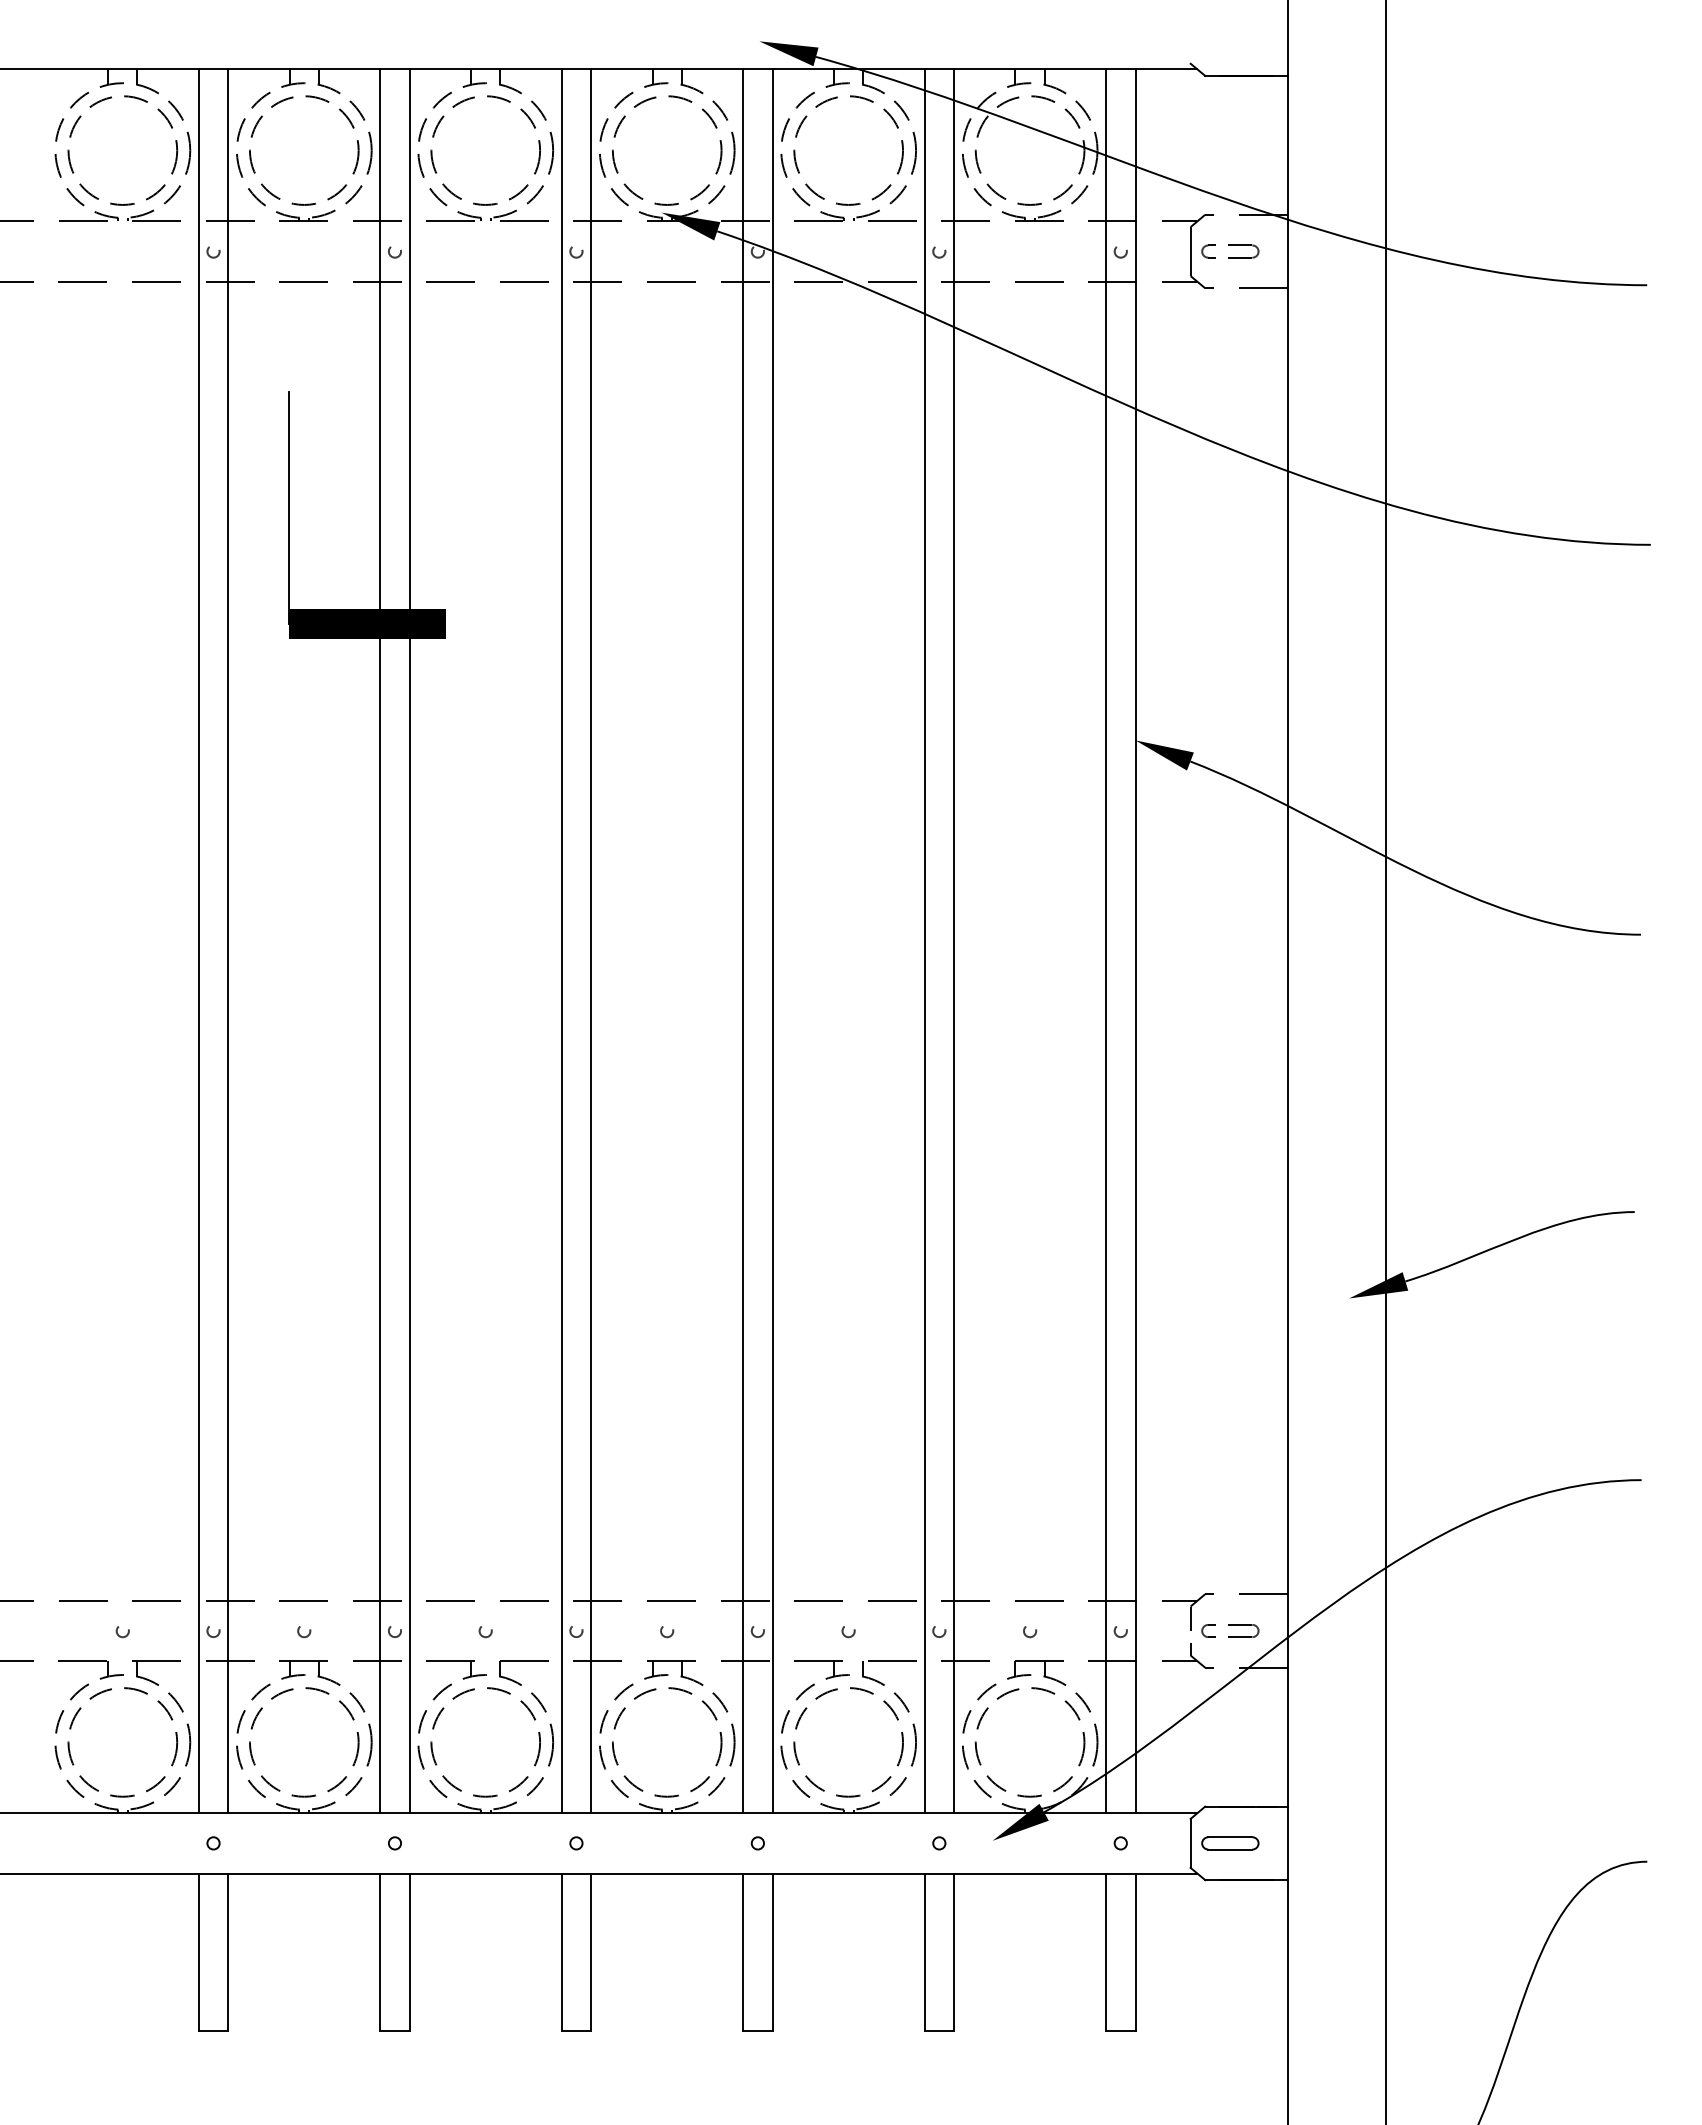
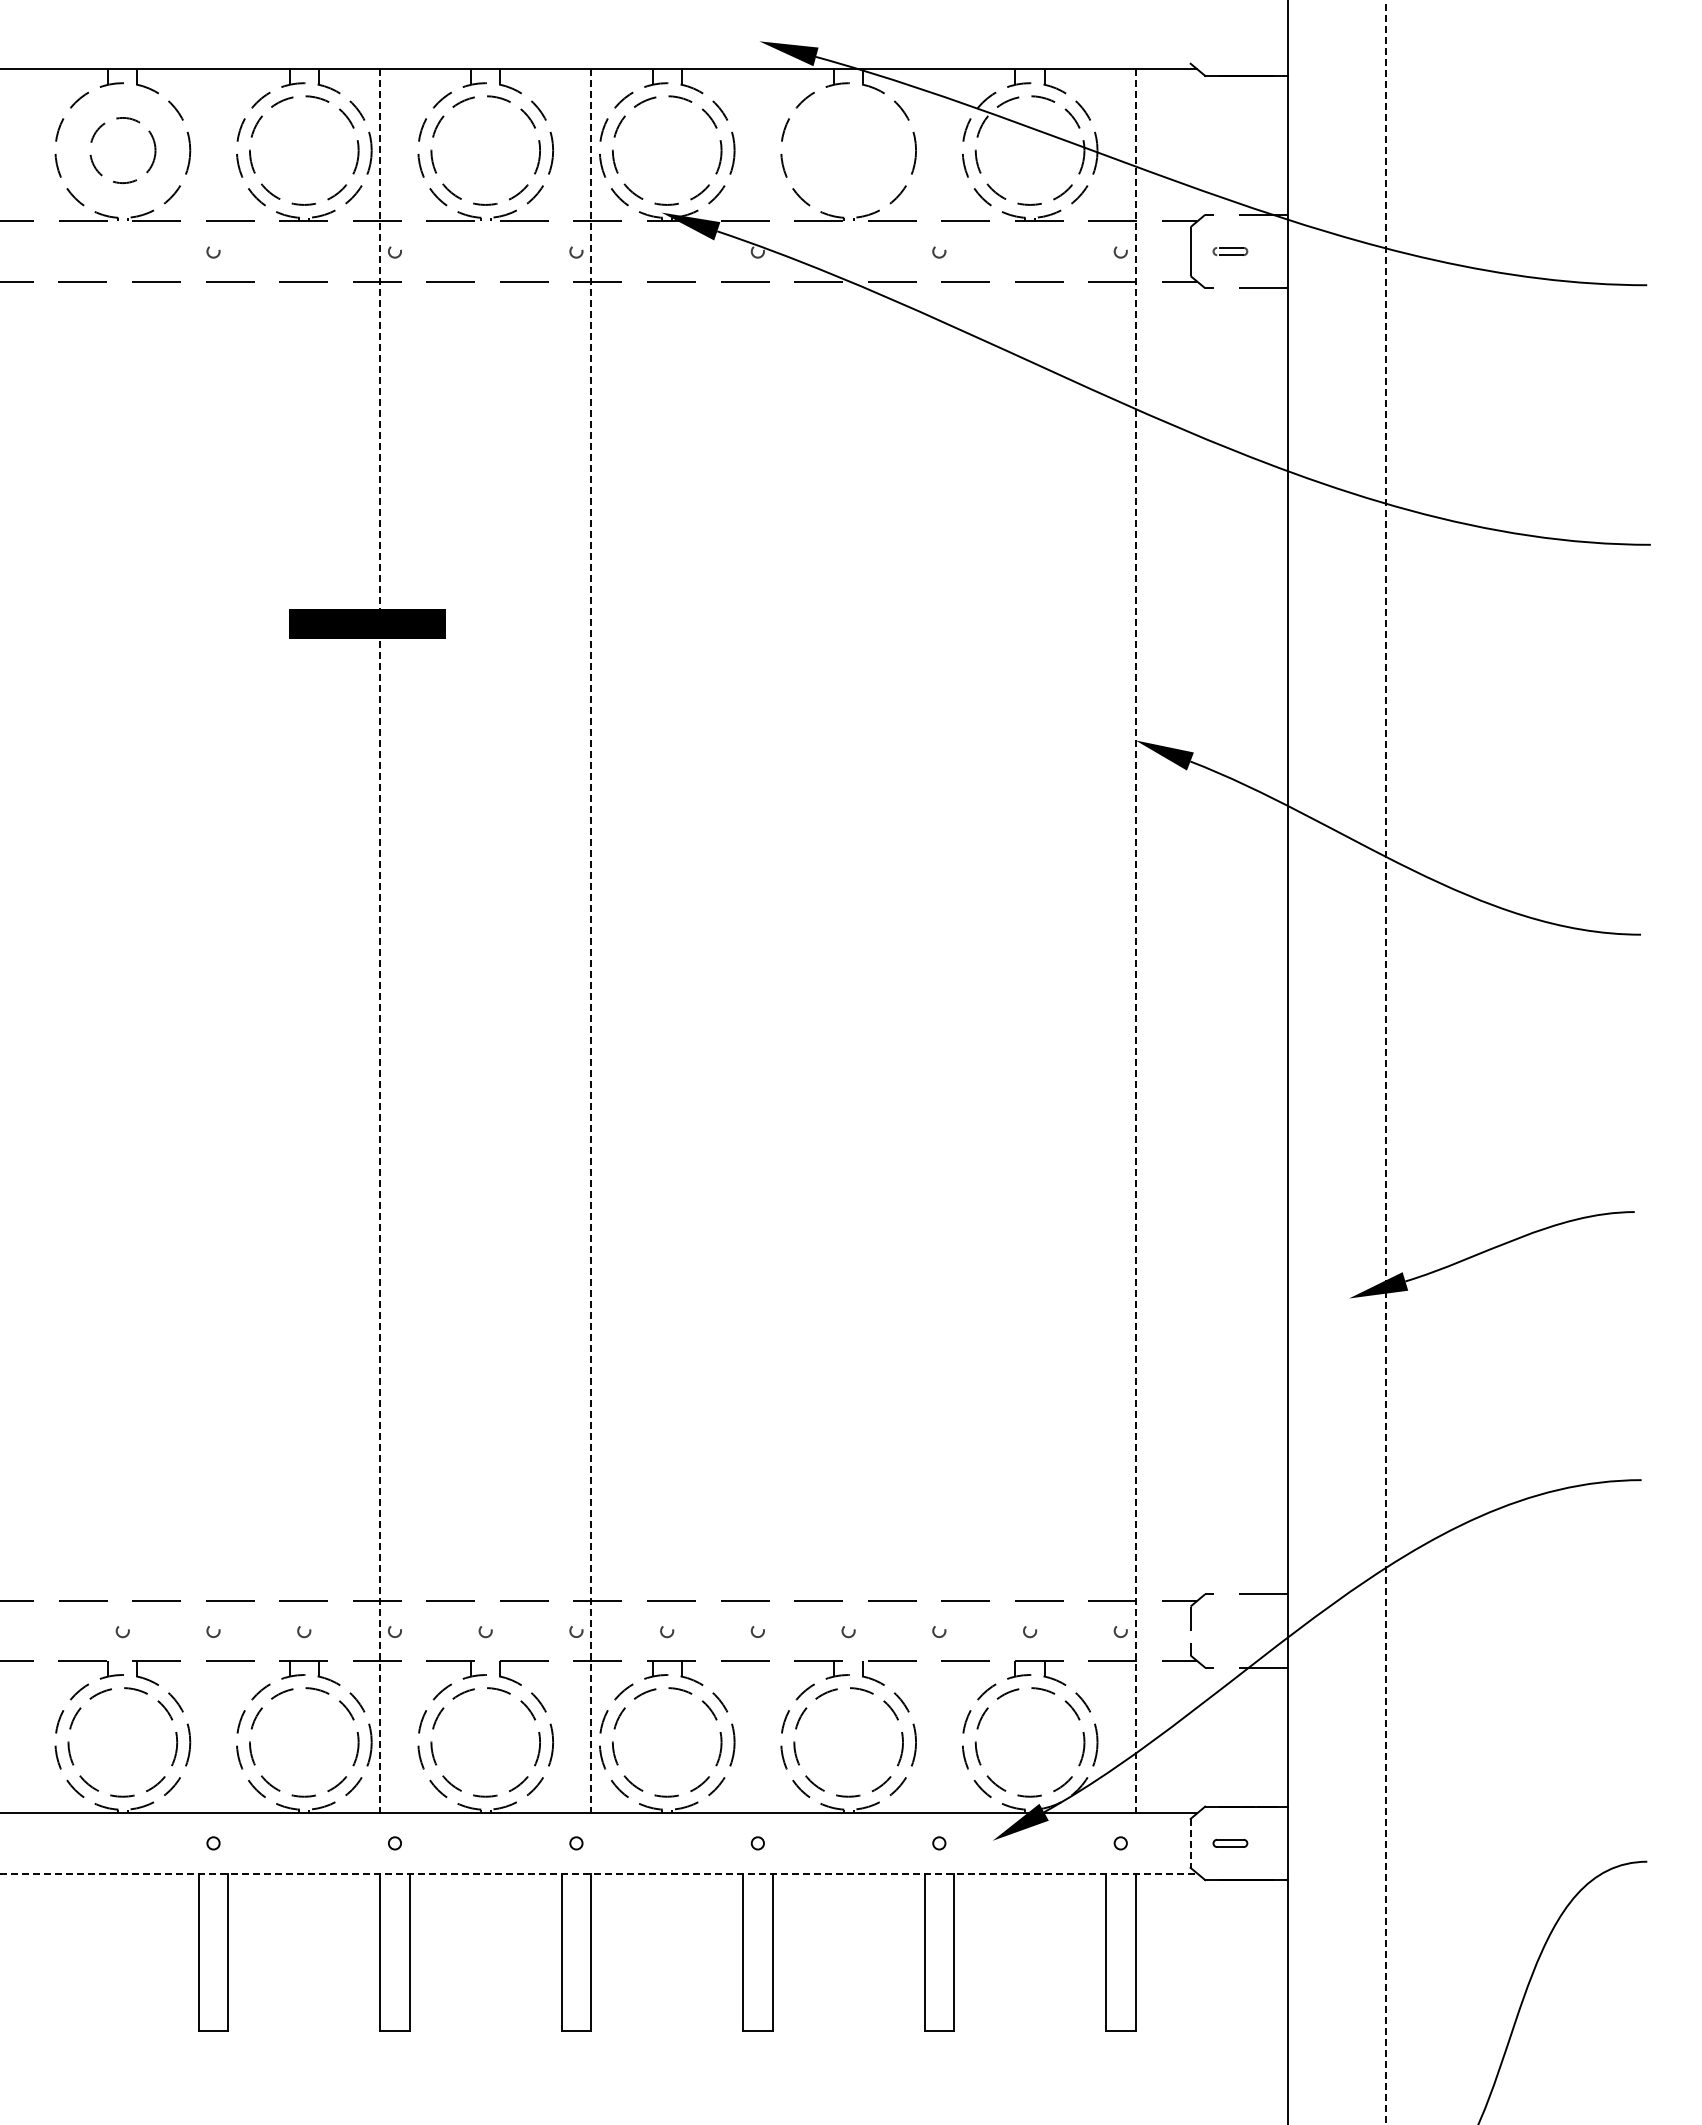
circle size: 112x111 px -> 68x67 px (122, 150)
circle: present -> none (848, 150)
part size: 59x15 px -> 37x9 px (1230, 251)
line: present -> none (289, 508)
line: present -> none (198, 941)
line: present -> none (228, 941)
line: solid -> dashed (380, 941)
line: present -> none (409, 941)
line: present -> none (561, 941)
line: solid -> dashed (591, 941)
line: present -> none (743, 941)
line: present -> none (772, 941)
line: present -> none (924, 941)
line: present -> none (954, 941)
line: present -> none (1106, 941)
line: solid -> dashed (1135, 941)
line: solid -> dashed (1385, 1062)
part: present -> none (1230, 1630)
line: solid -> dashed (1190, 1843)
part size: 59x15 px -> 37x10 px (1230, 1842)
line: solid -> dashed (599, 1873)
